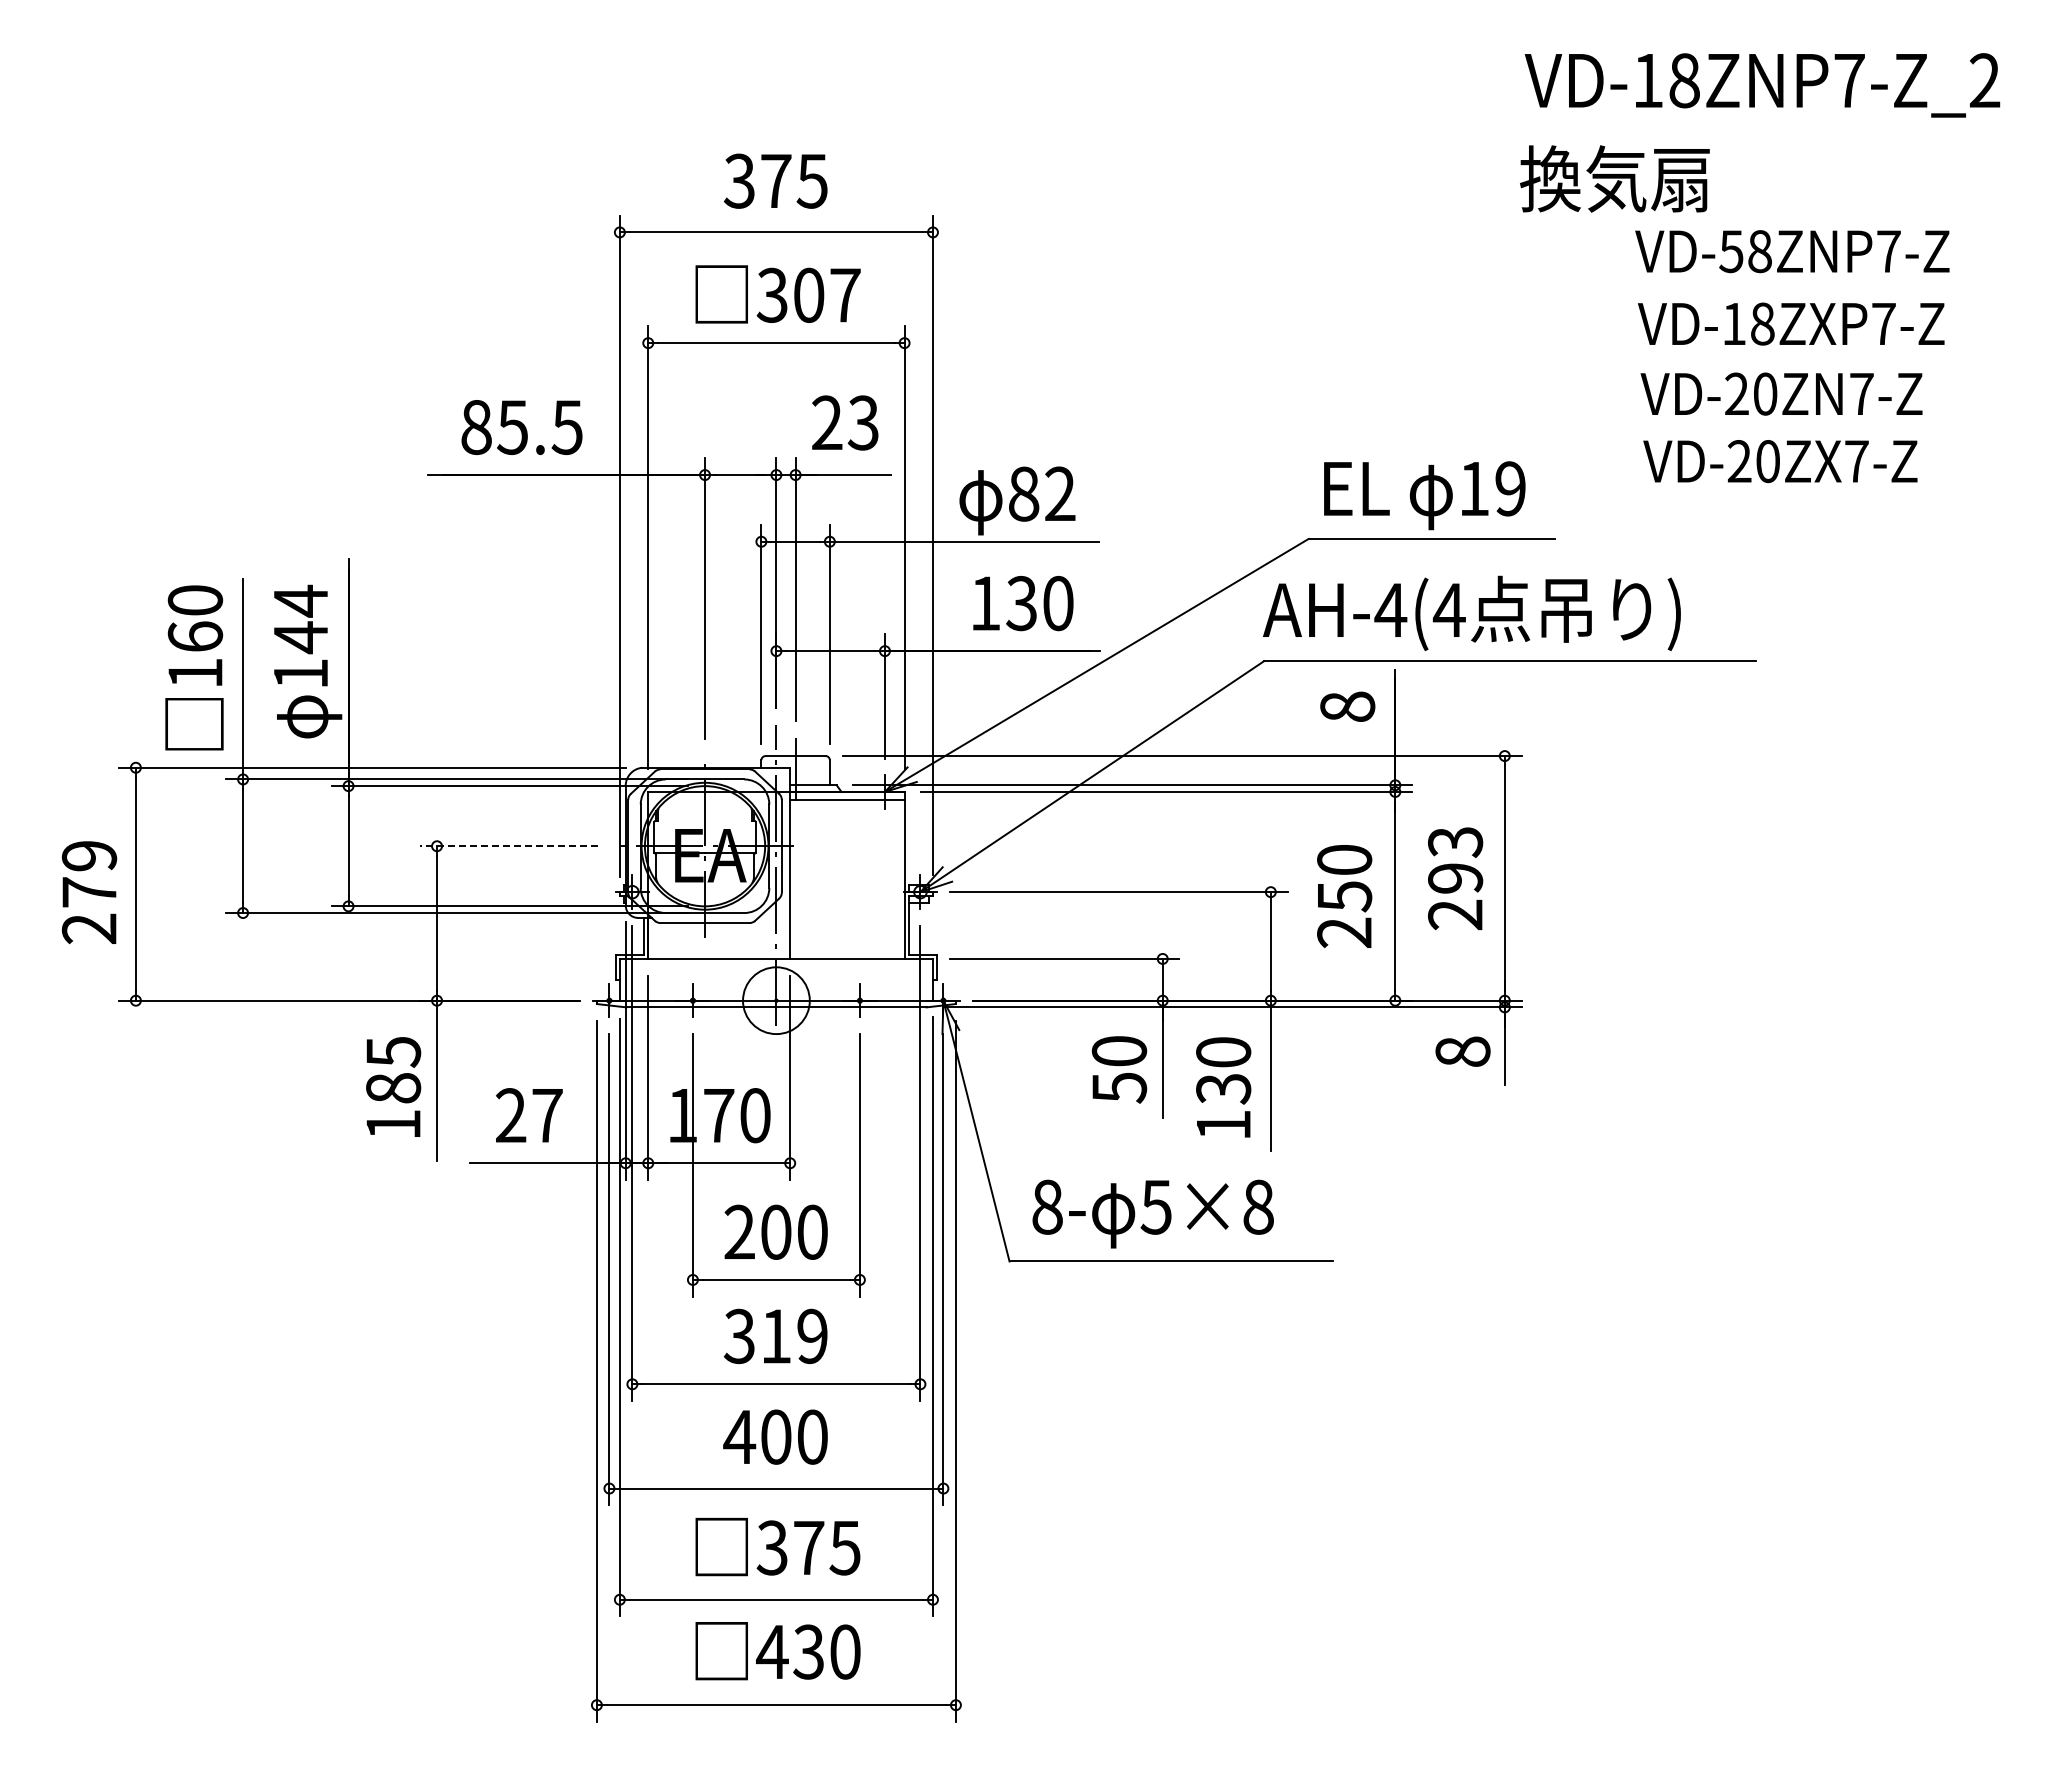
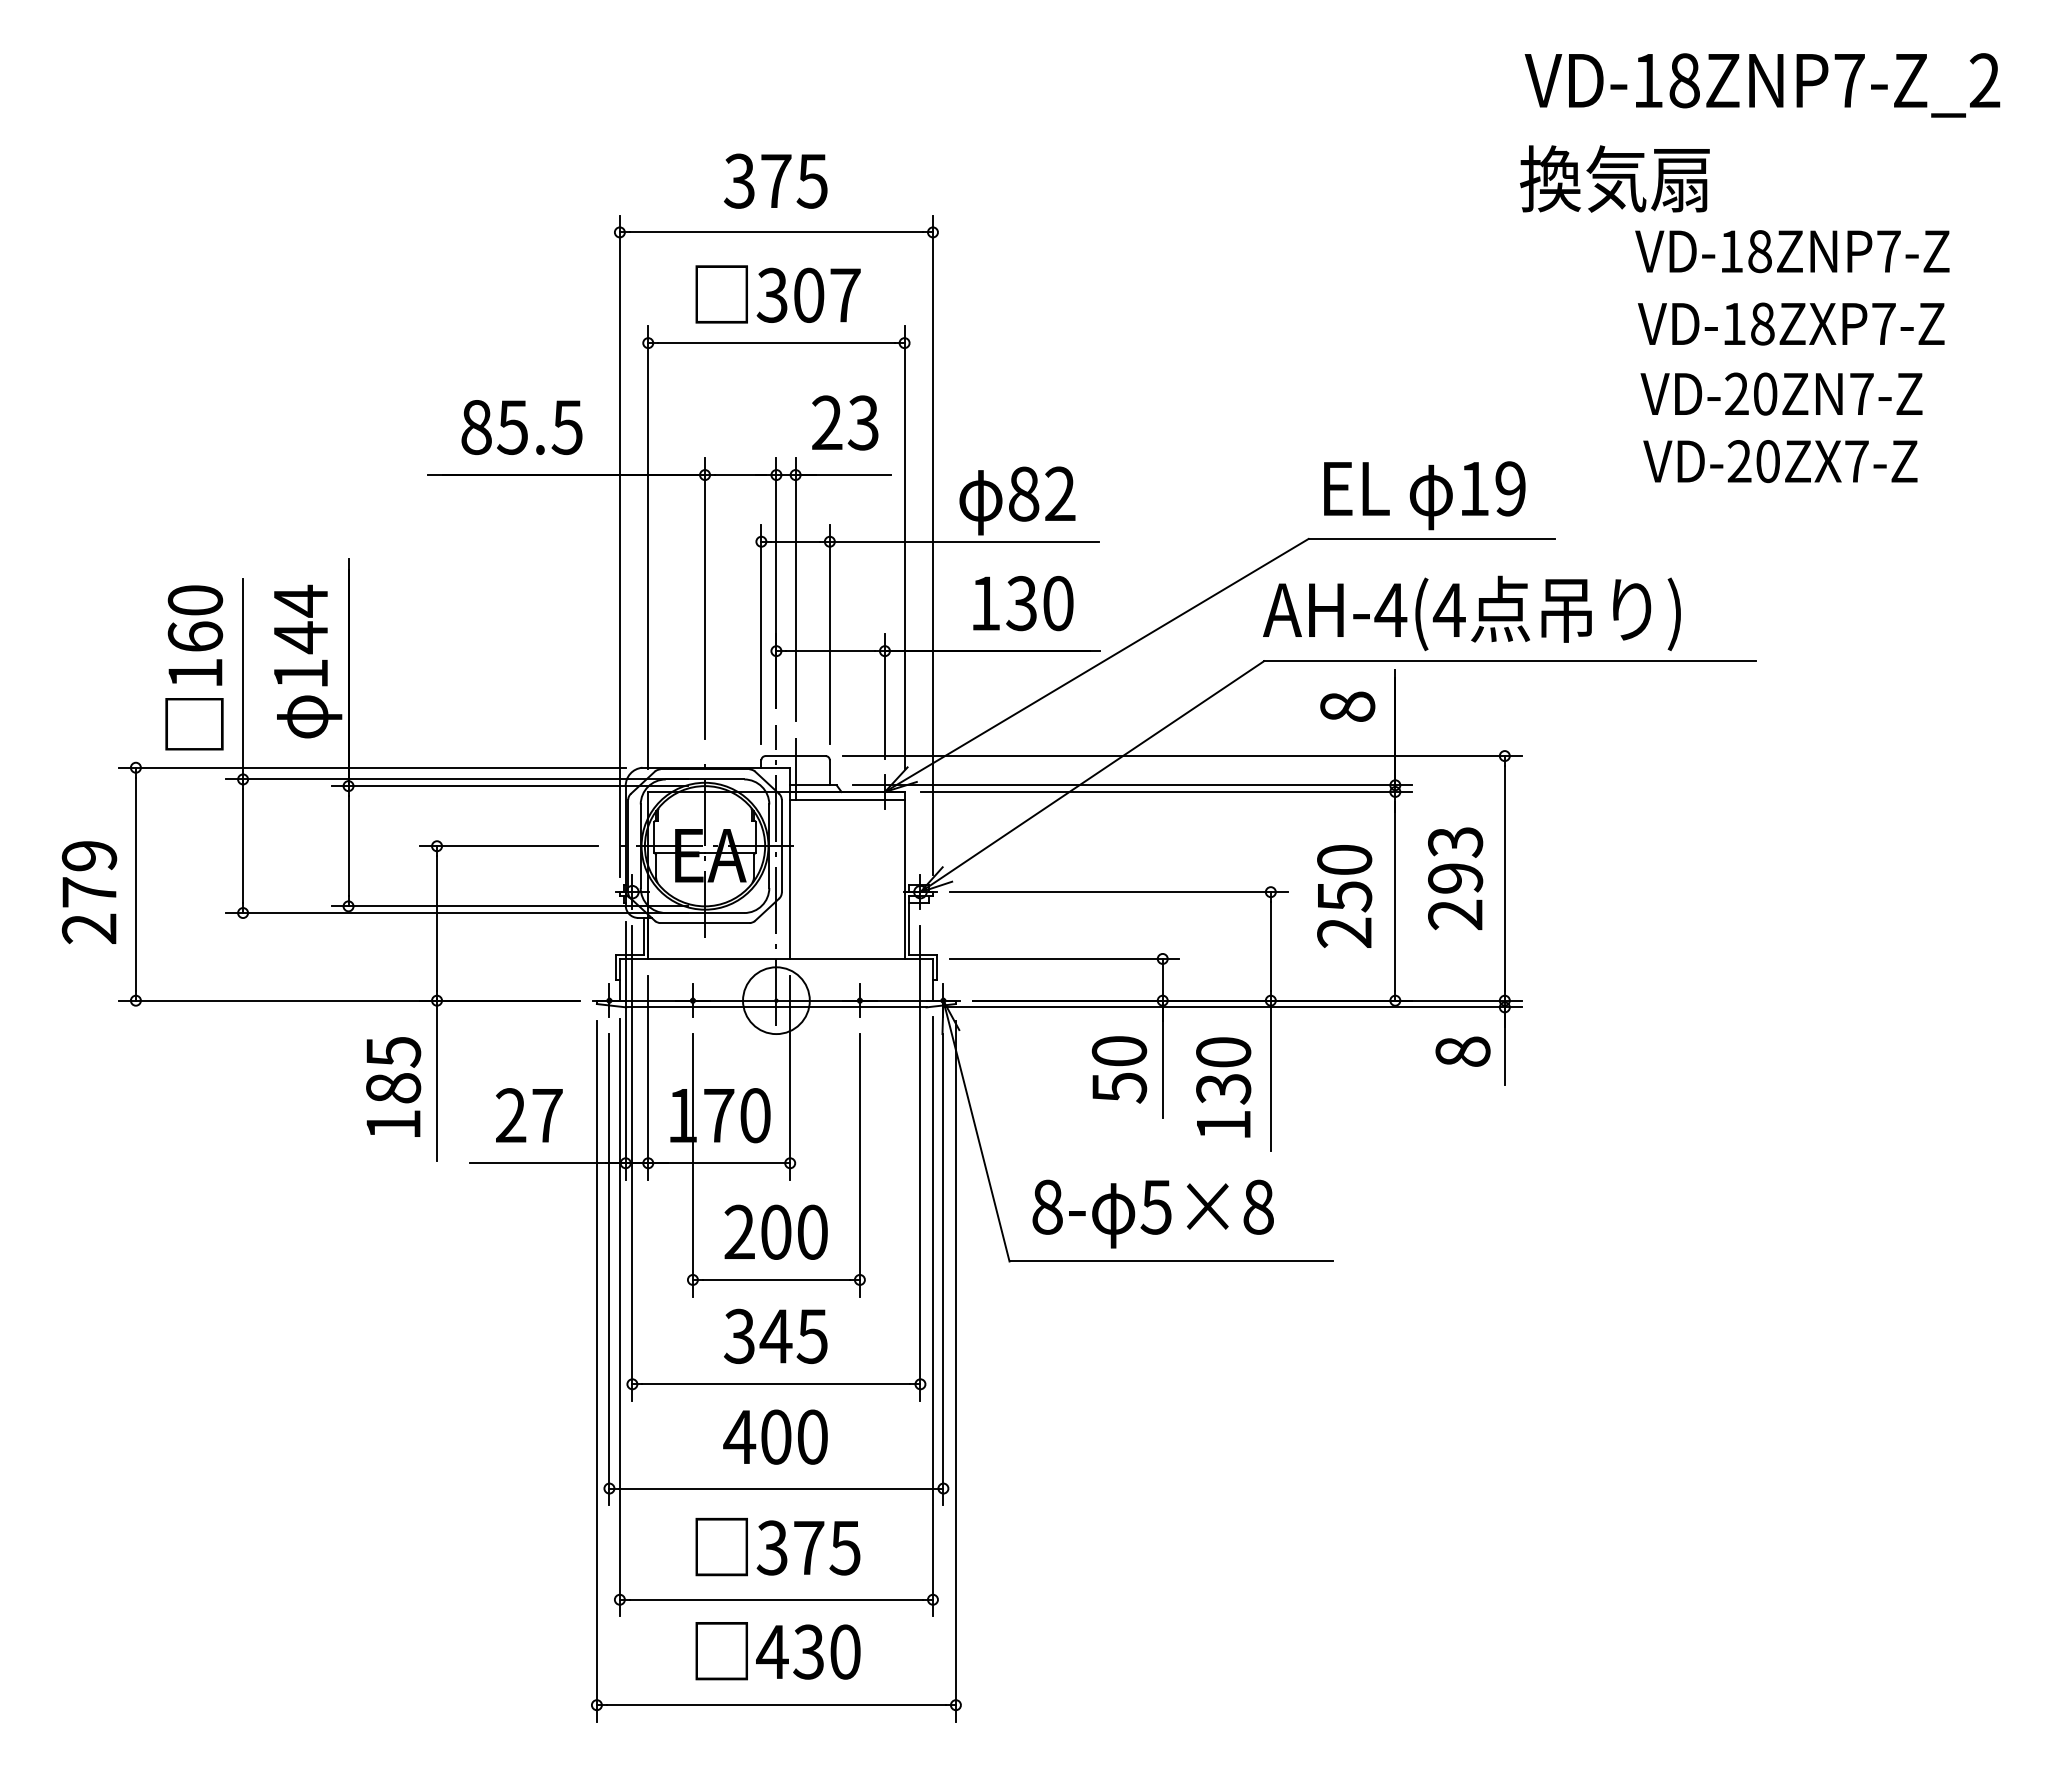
text: VD-58ZNP7-Z -> VD-18ZNP7-Z (1731, 251)
line: dashed -> solid (509, 846)
text: 319 -> 345 (793, 1336)
